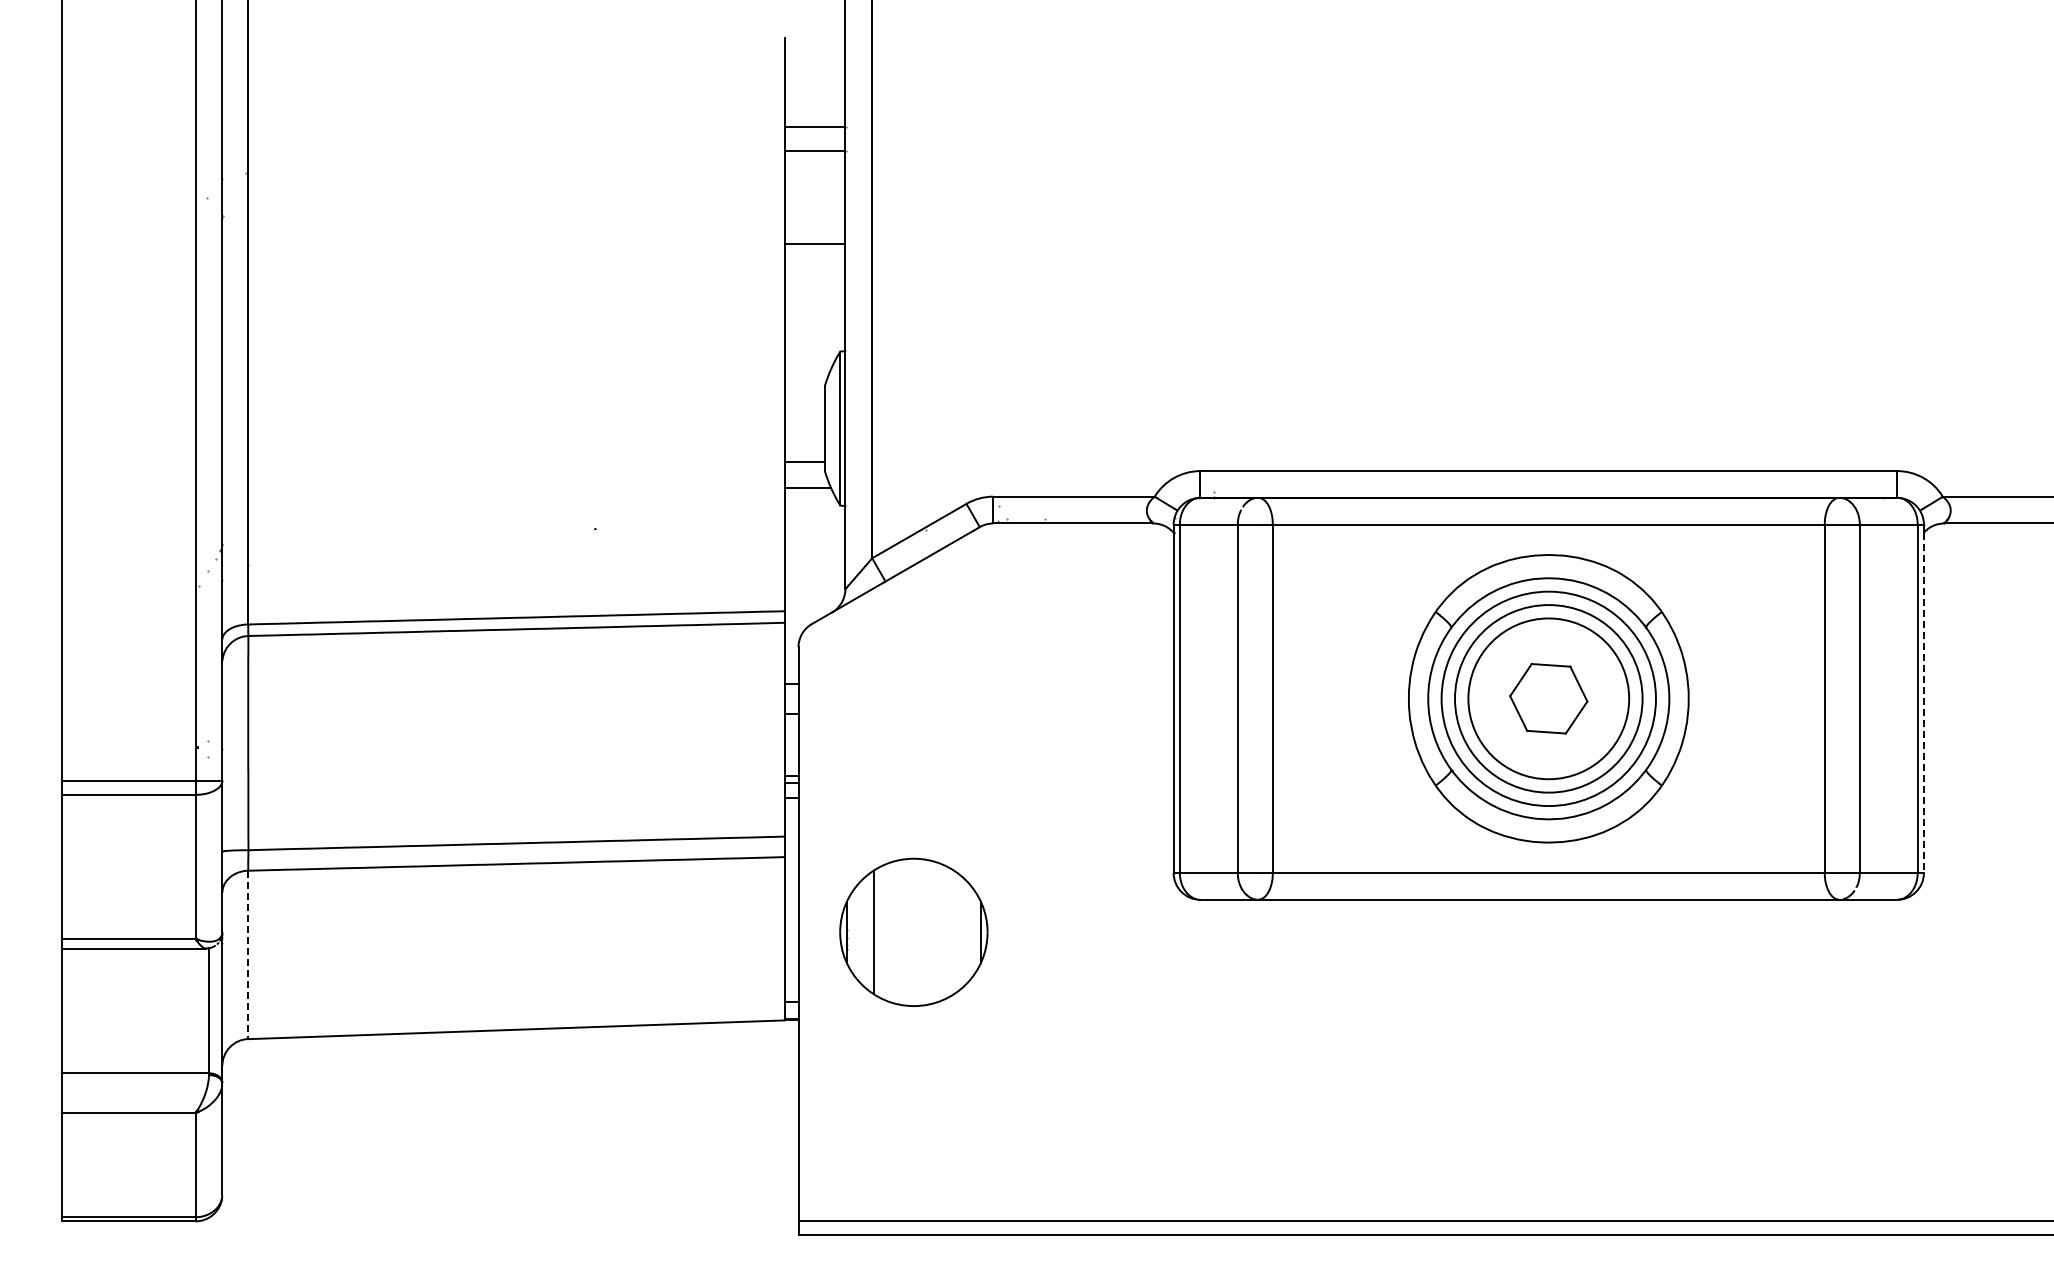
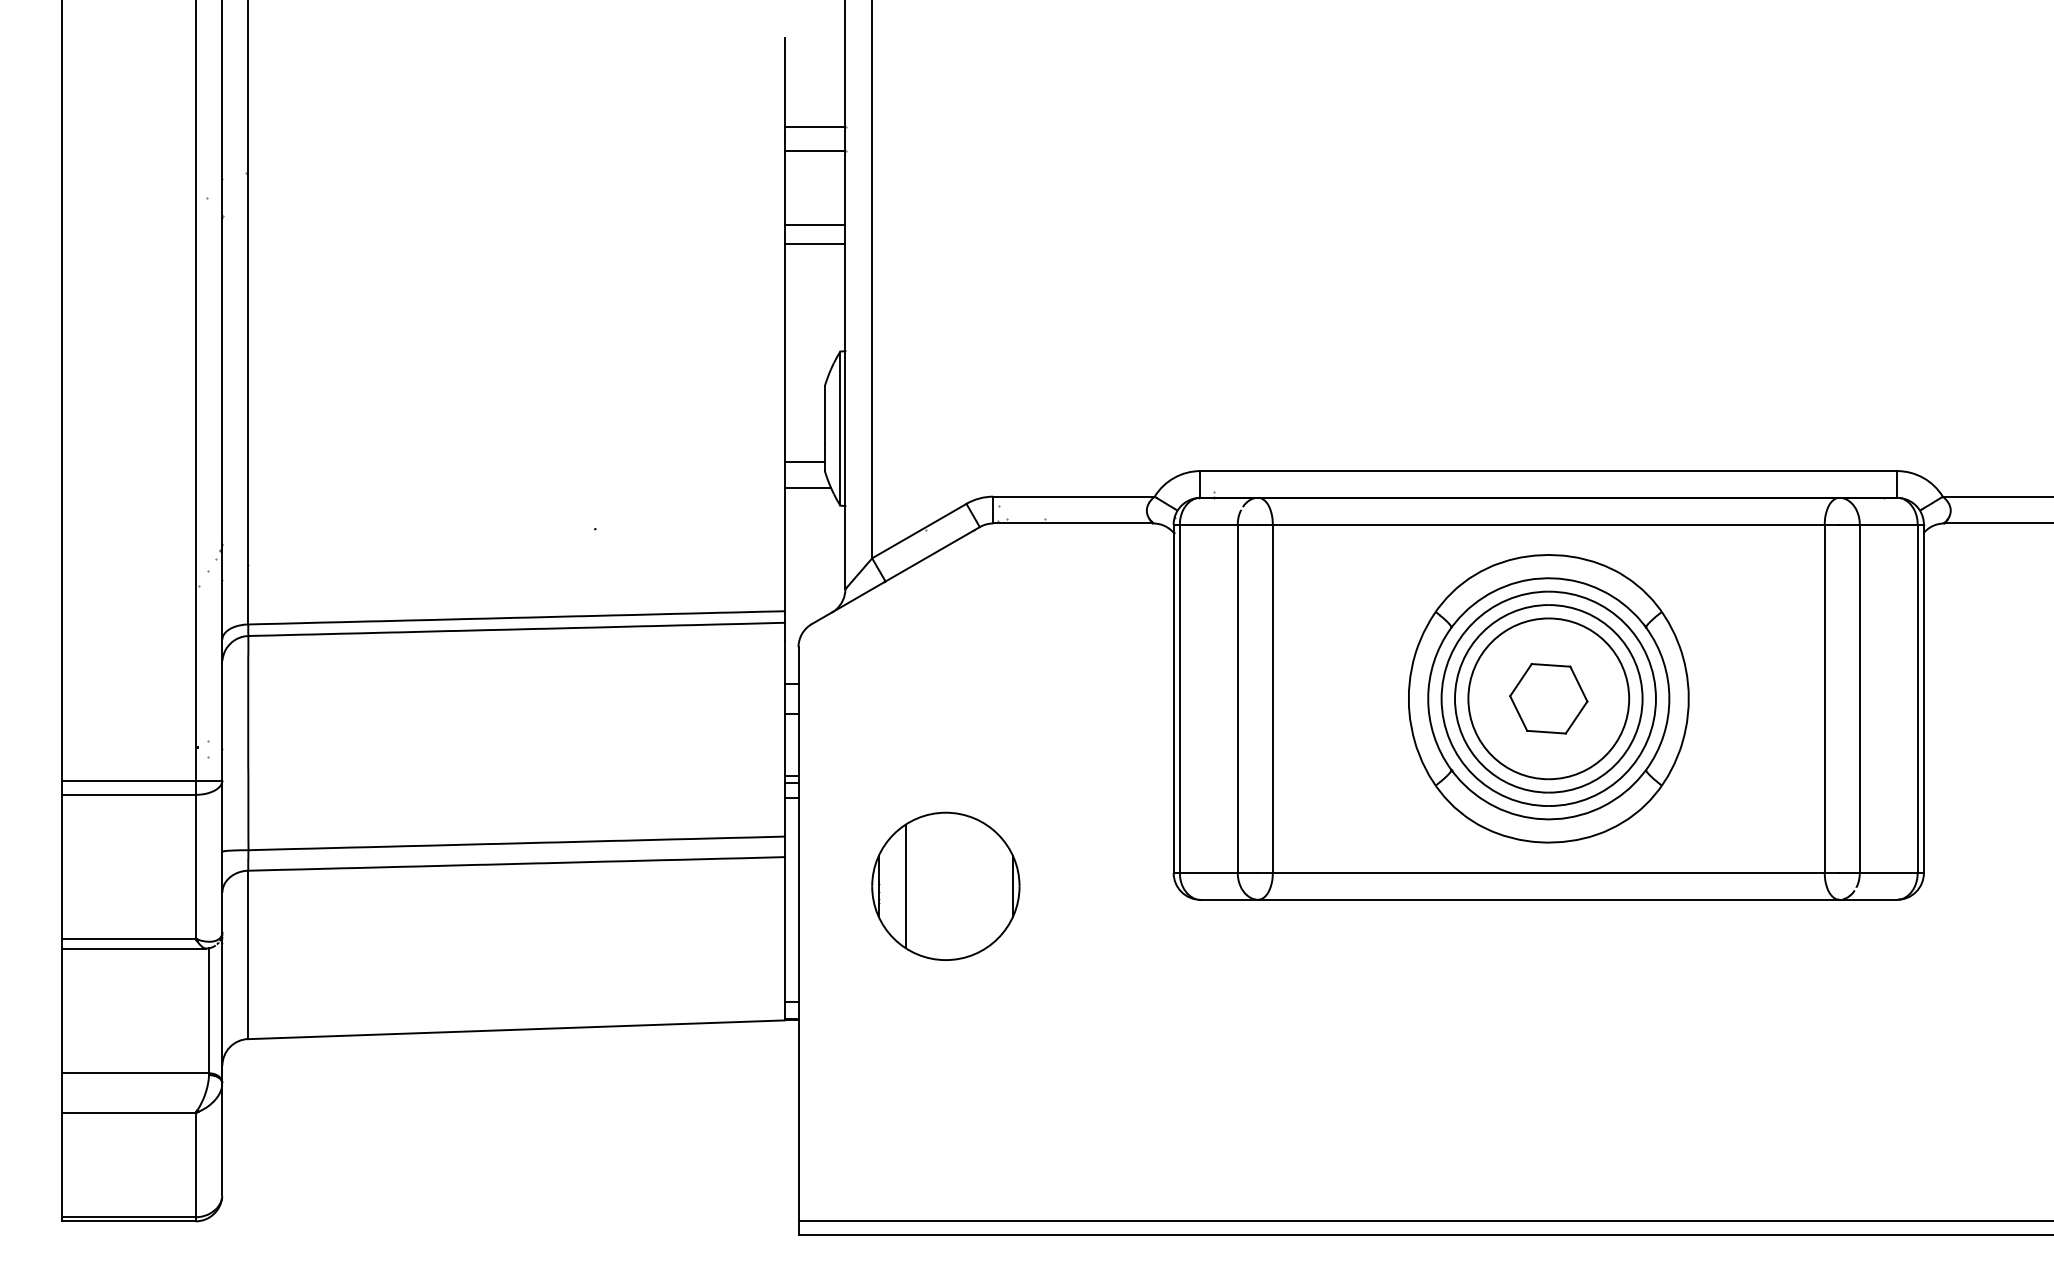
line: none -> present (815, 224)
line: dashed -> solid (1923, 703)
part position: (913, 931) -> (945, 885) (945, 885)
line: dashed -> solid (248, 955)
